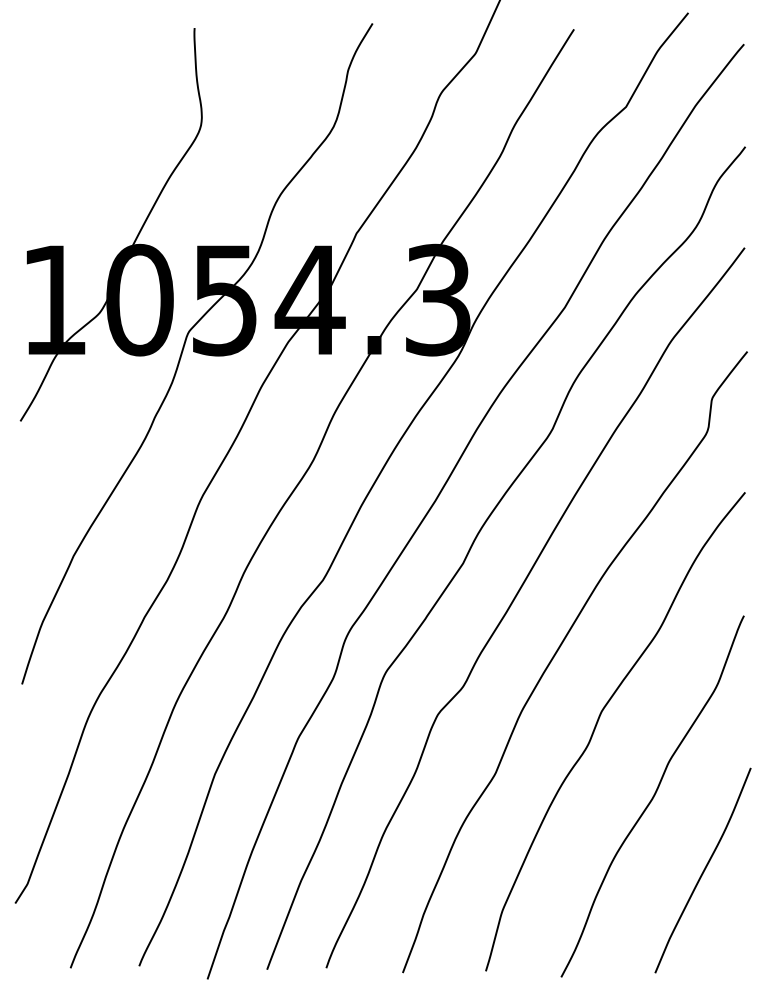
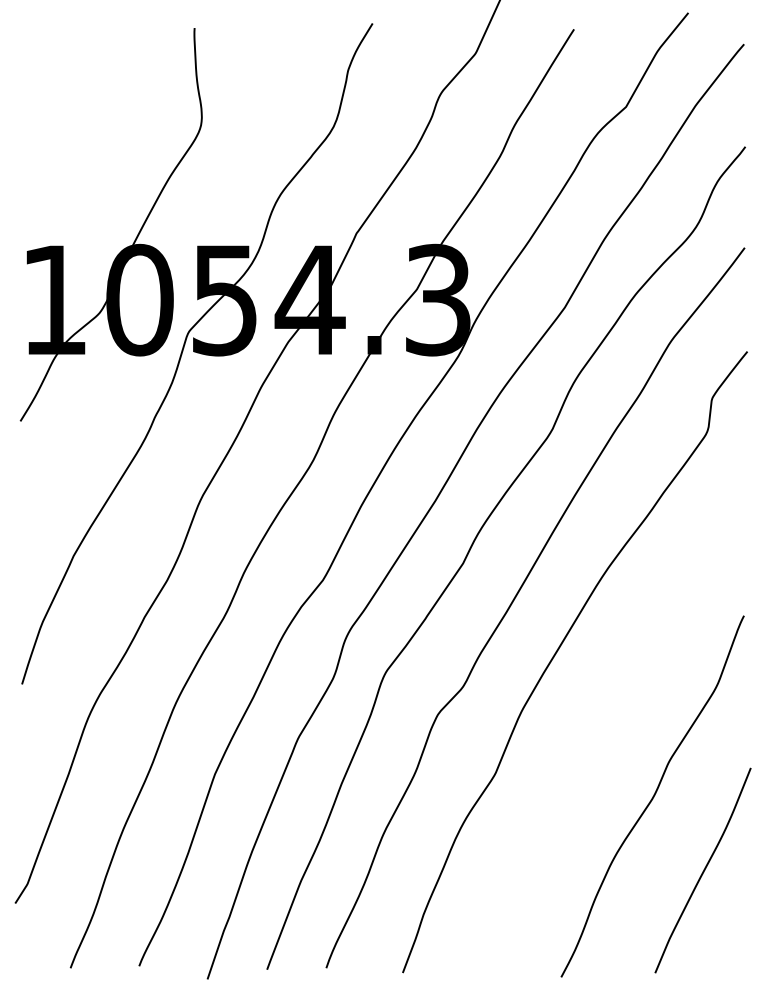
curve: present -> none (598, 722)
